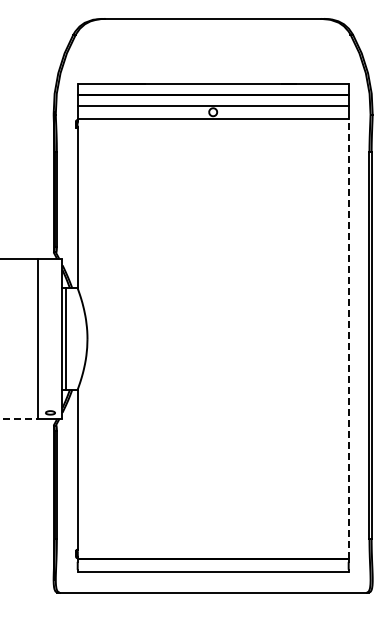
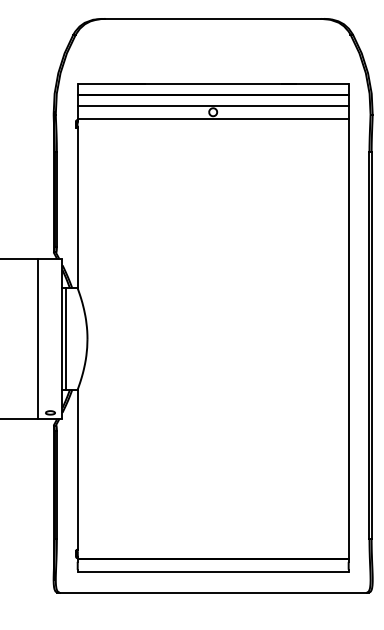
line: dashed -> solid (348, 338)
line: dashed -> solid (19, 419)
